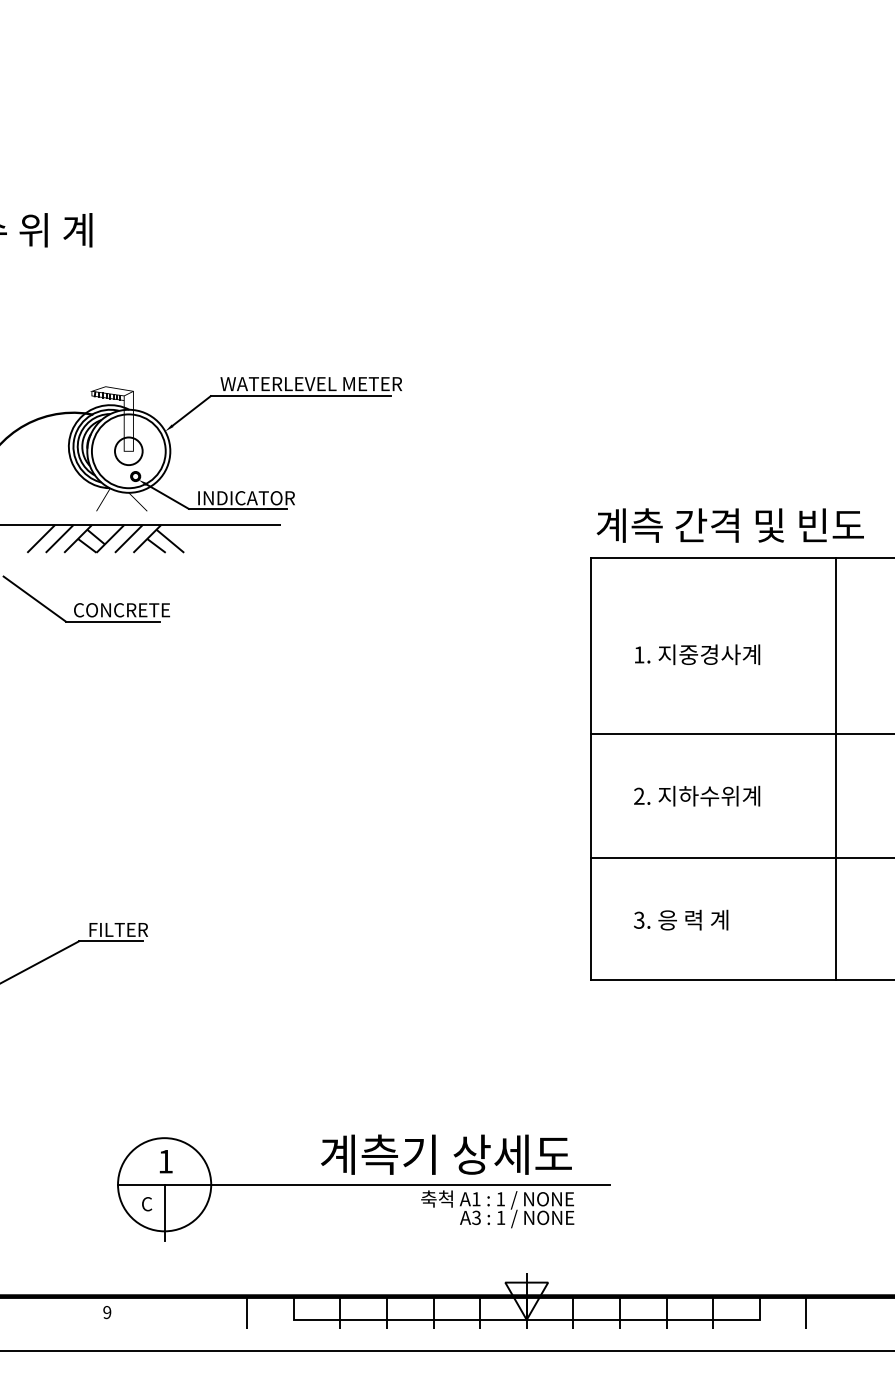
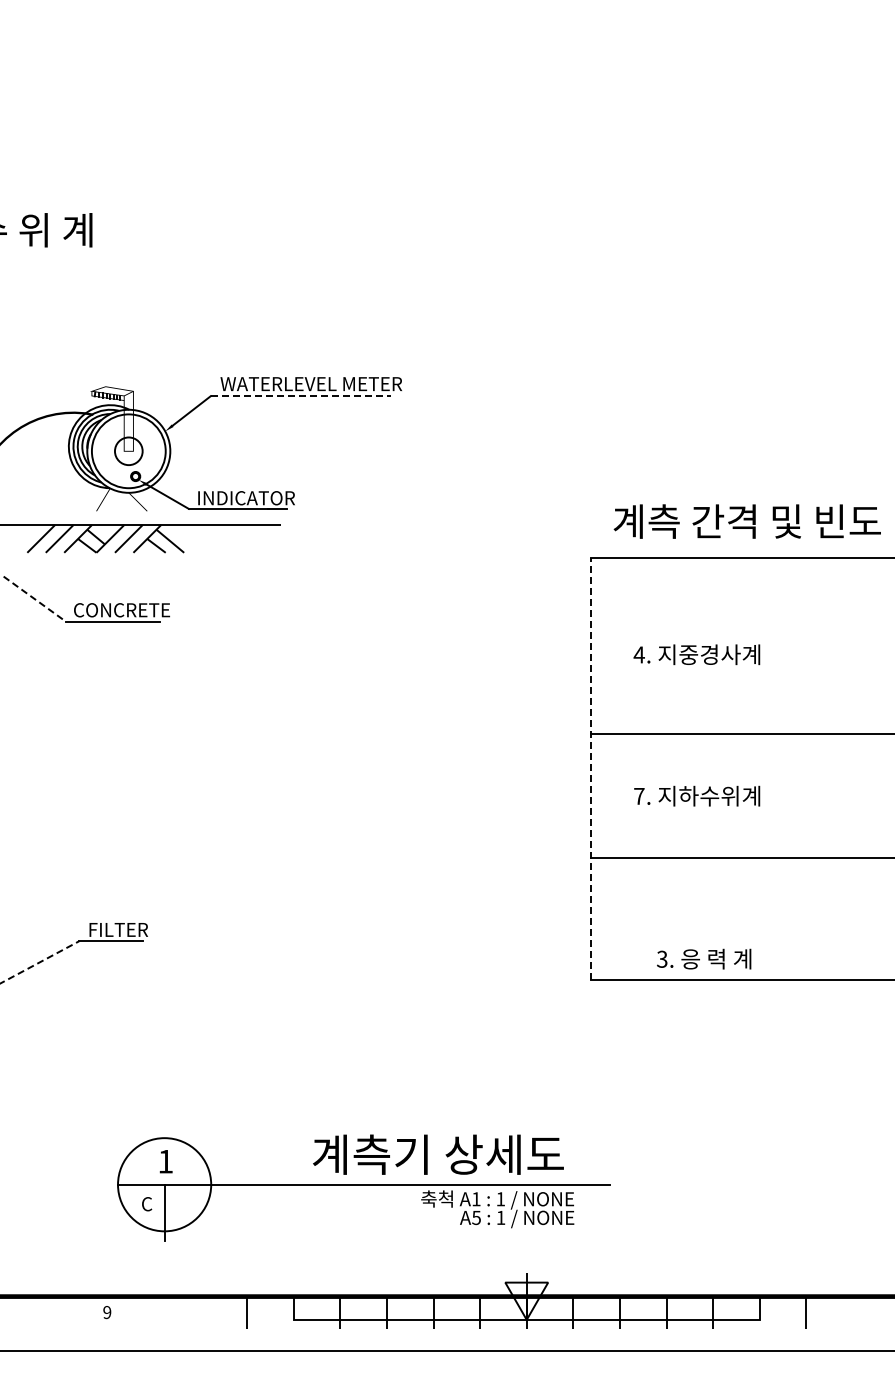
line: solid -> dashed (300, 396)
text position: (729, 525) -> (746, 521) (746, 521)
line: solid -> dashed (35, 599)
text: 1. -> 4. (638, 654)
line: solid -> dashed (590, 768)
line: present -> none (836, 769)
text: 2. -> 7. (639, 795)
text position: (681, 919) -> (704, 958) (704, 958)
line: solid -> dashed (39, 962)
text position: (446, 1154) -> (438, 1154) (438, 1154)
text: A3 -> A5 (476, 1217)
